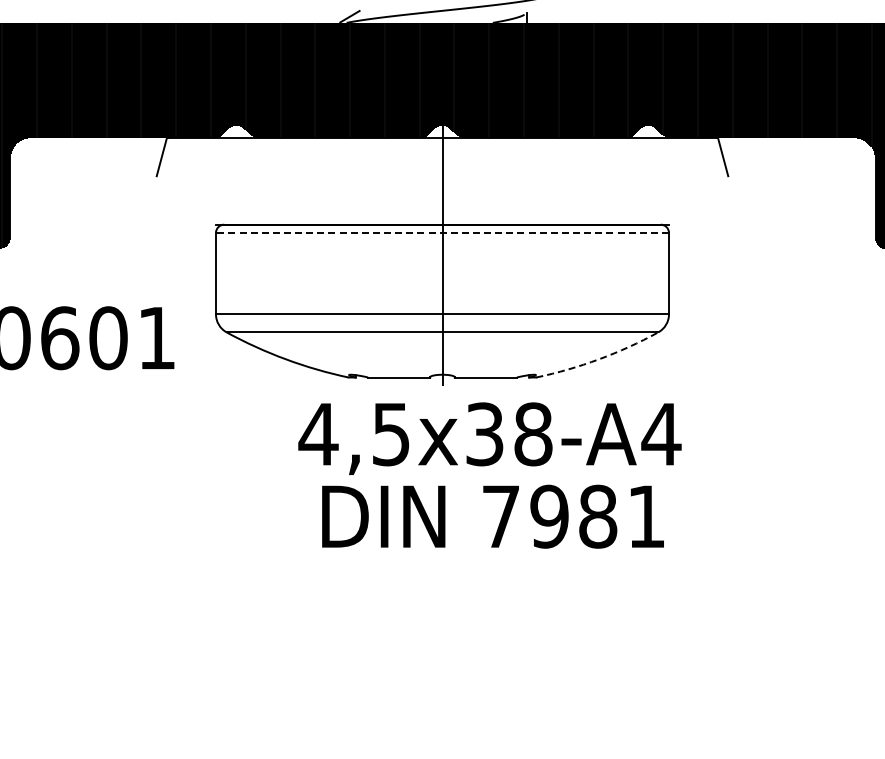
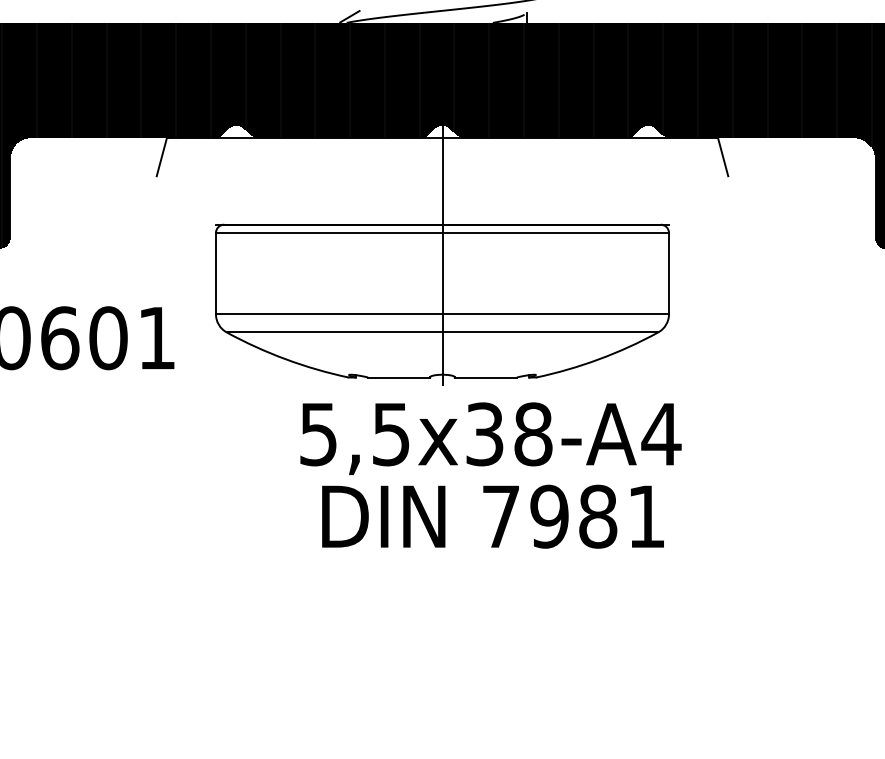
line: dashed -> solid (442, 232)
arc: dashed -> solid (598, 359)
text: 4,5x38-A4 -> 5,5x38-A4 (318, 434)
